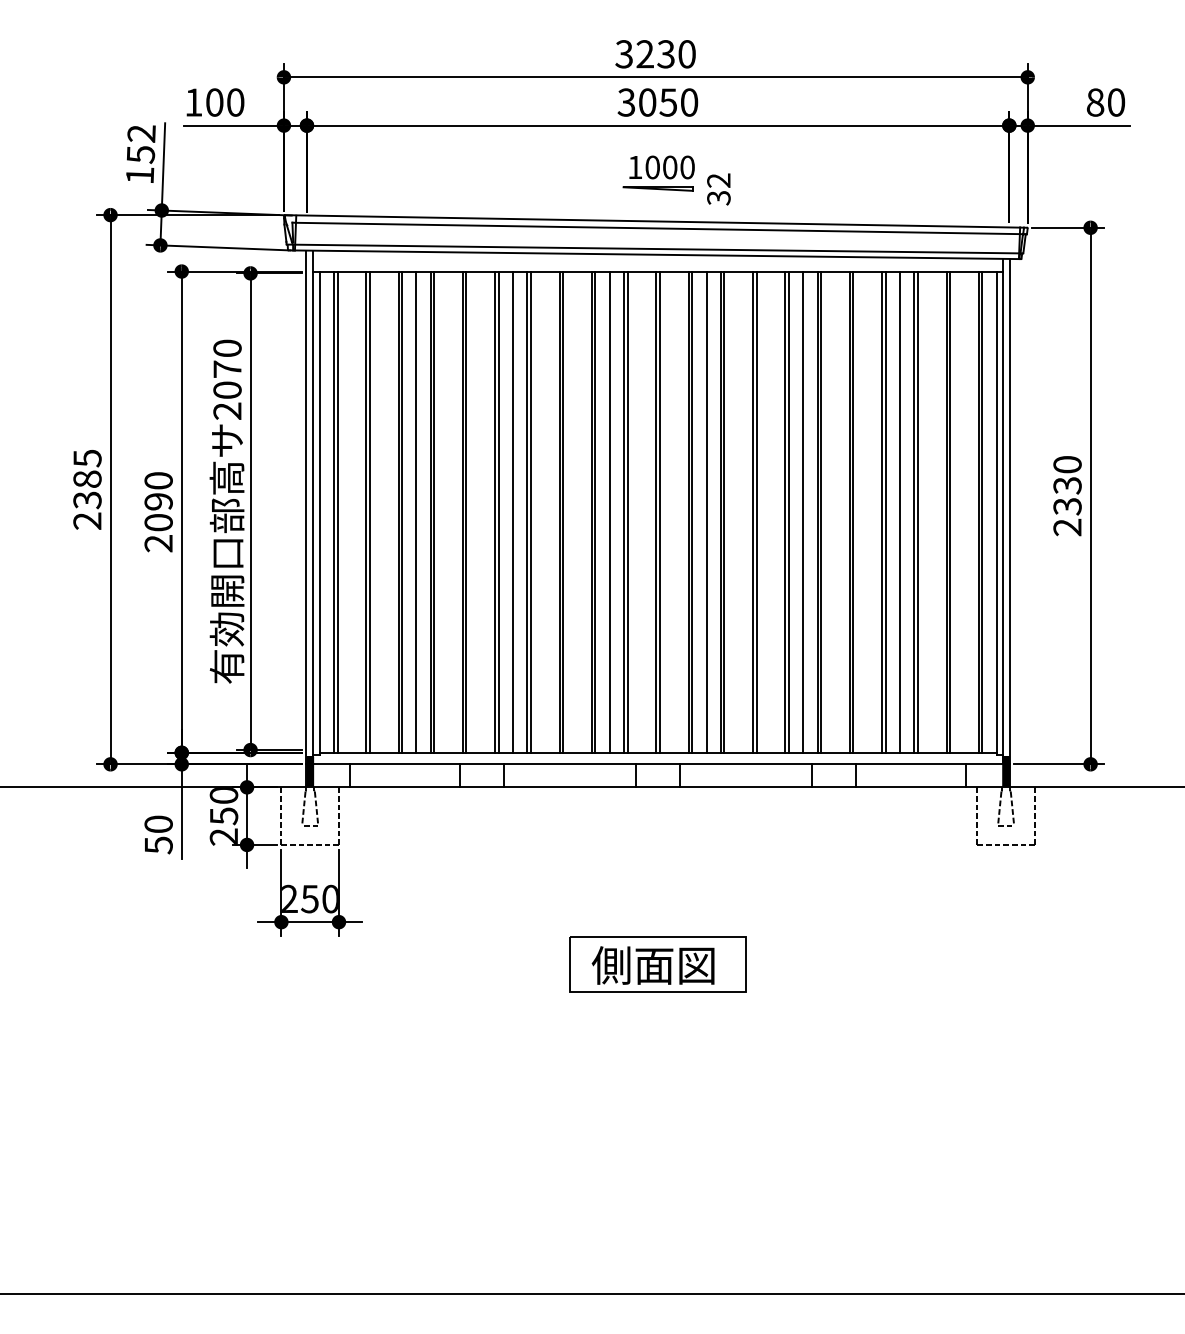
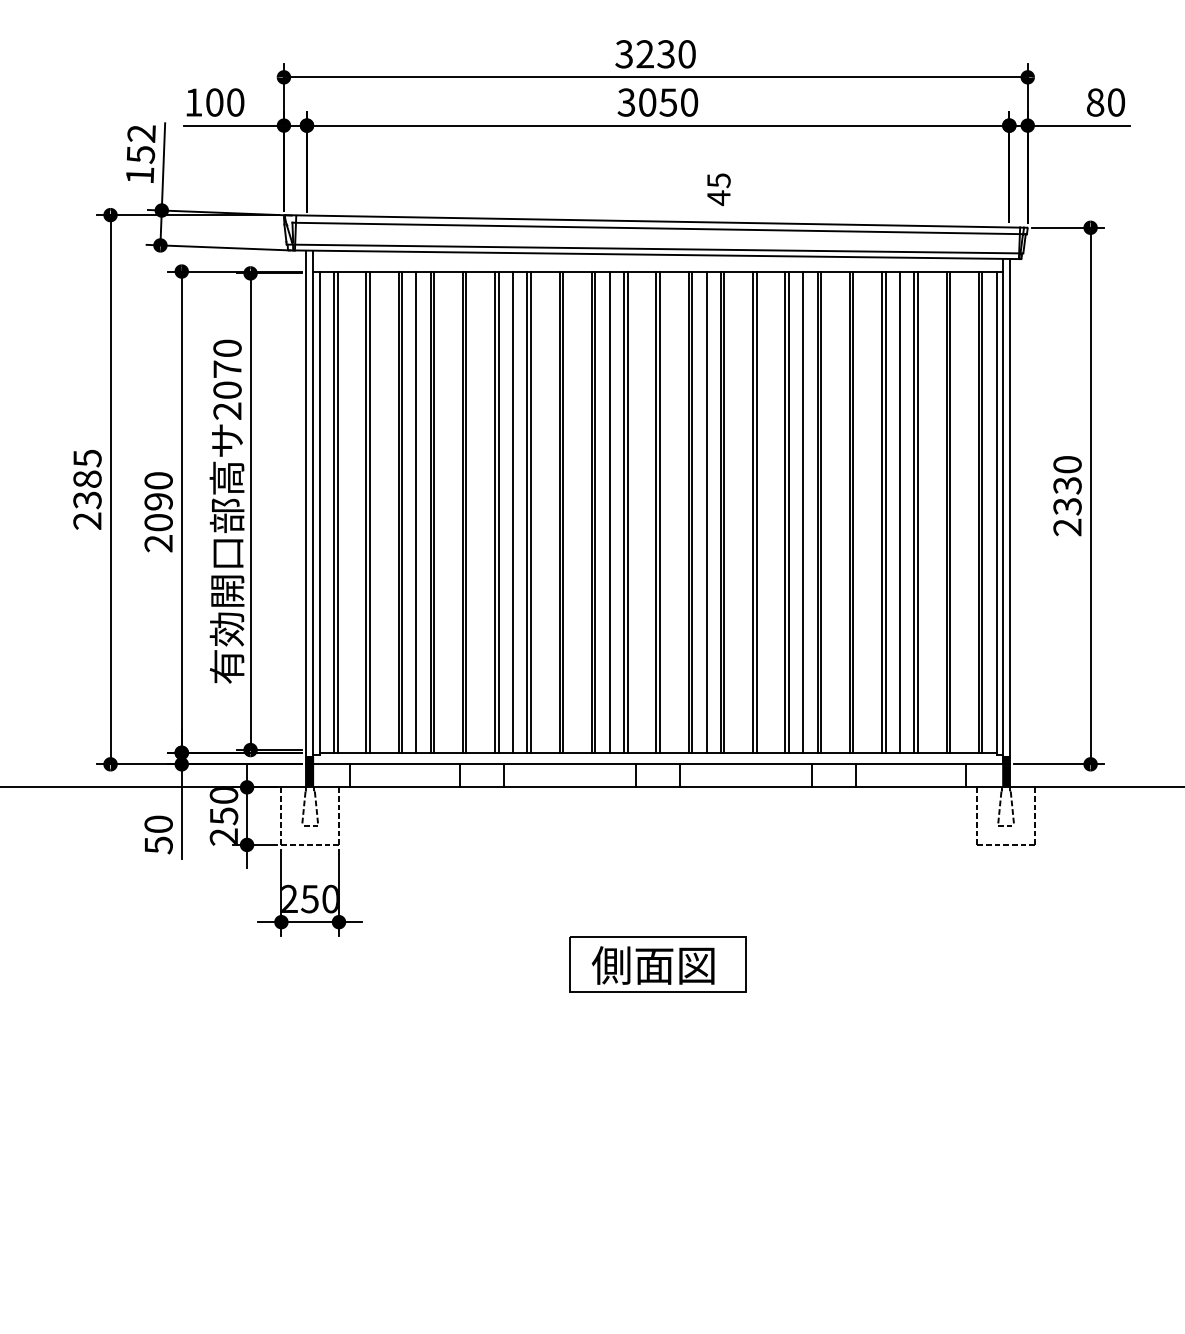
part: present -> none (658, 173)
text: 32 -> 45 (718, 189)
line: present -> none (591, 1293)
